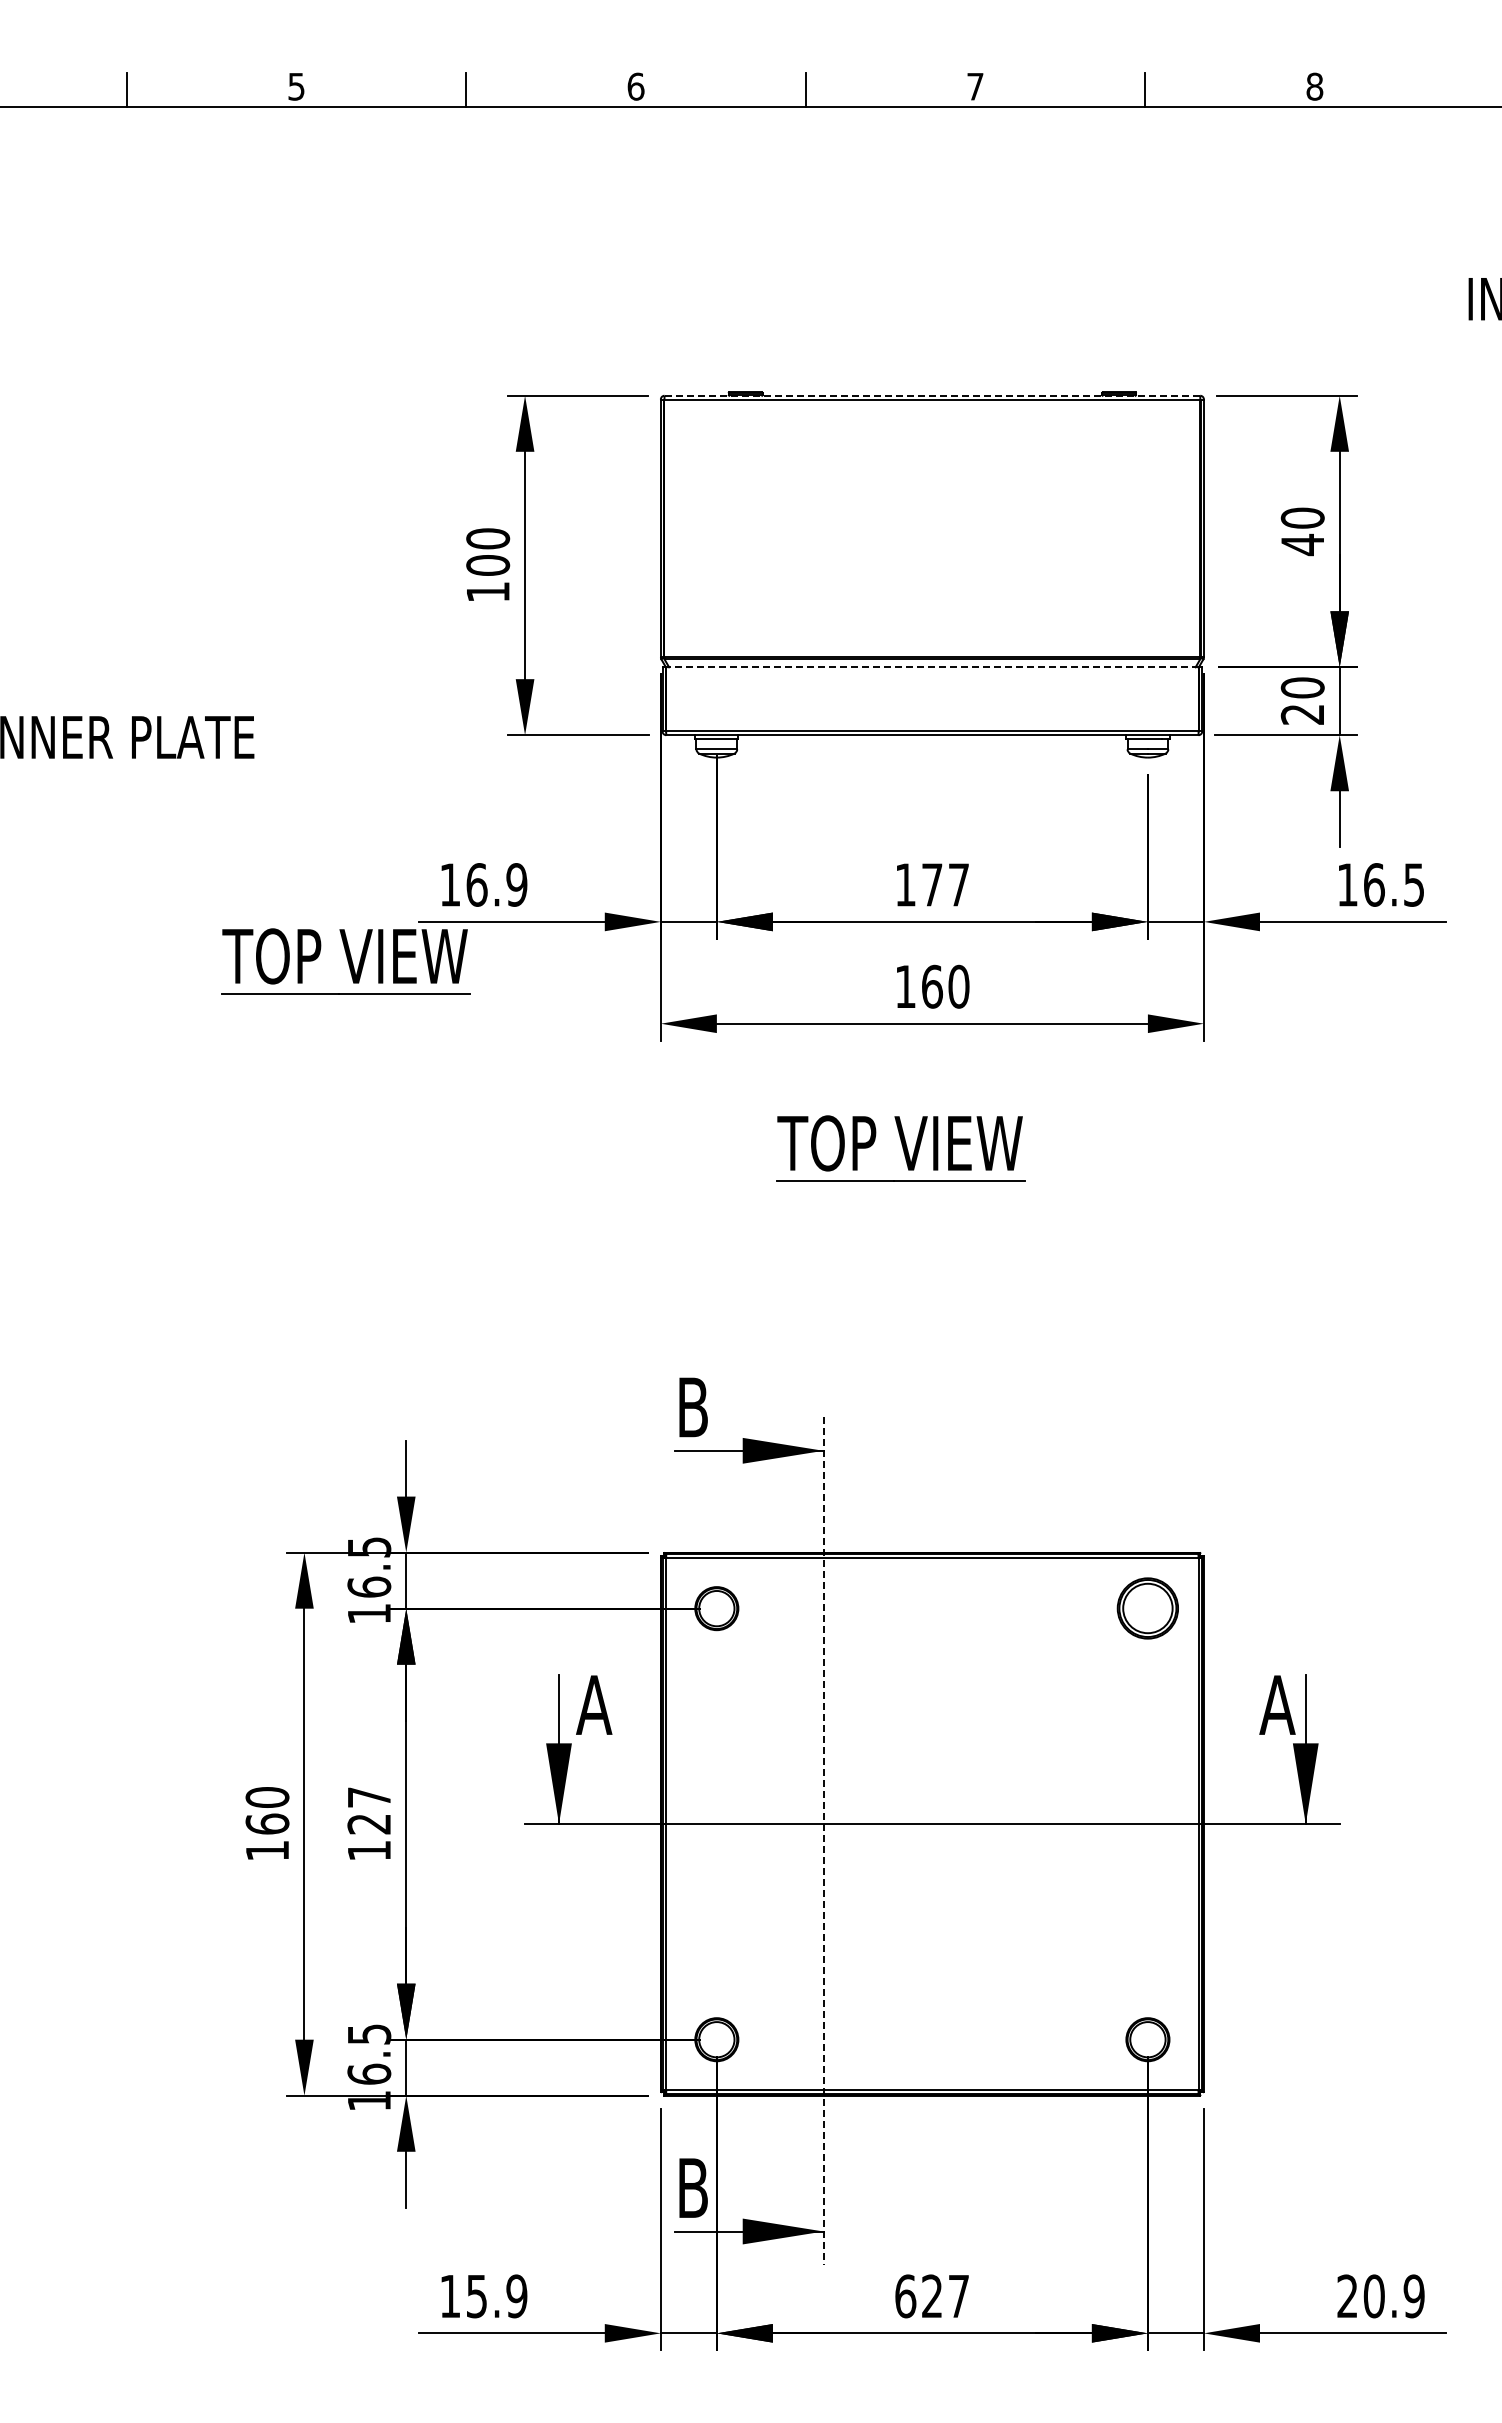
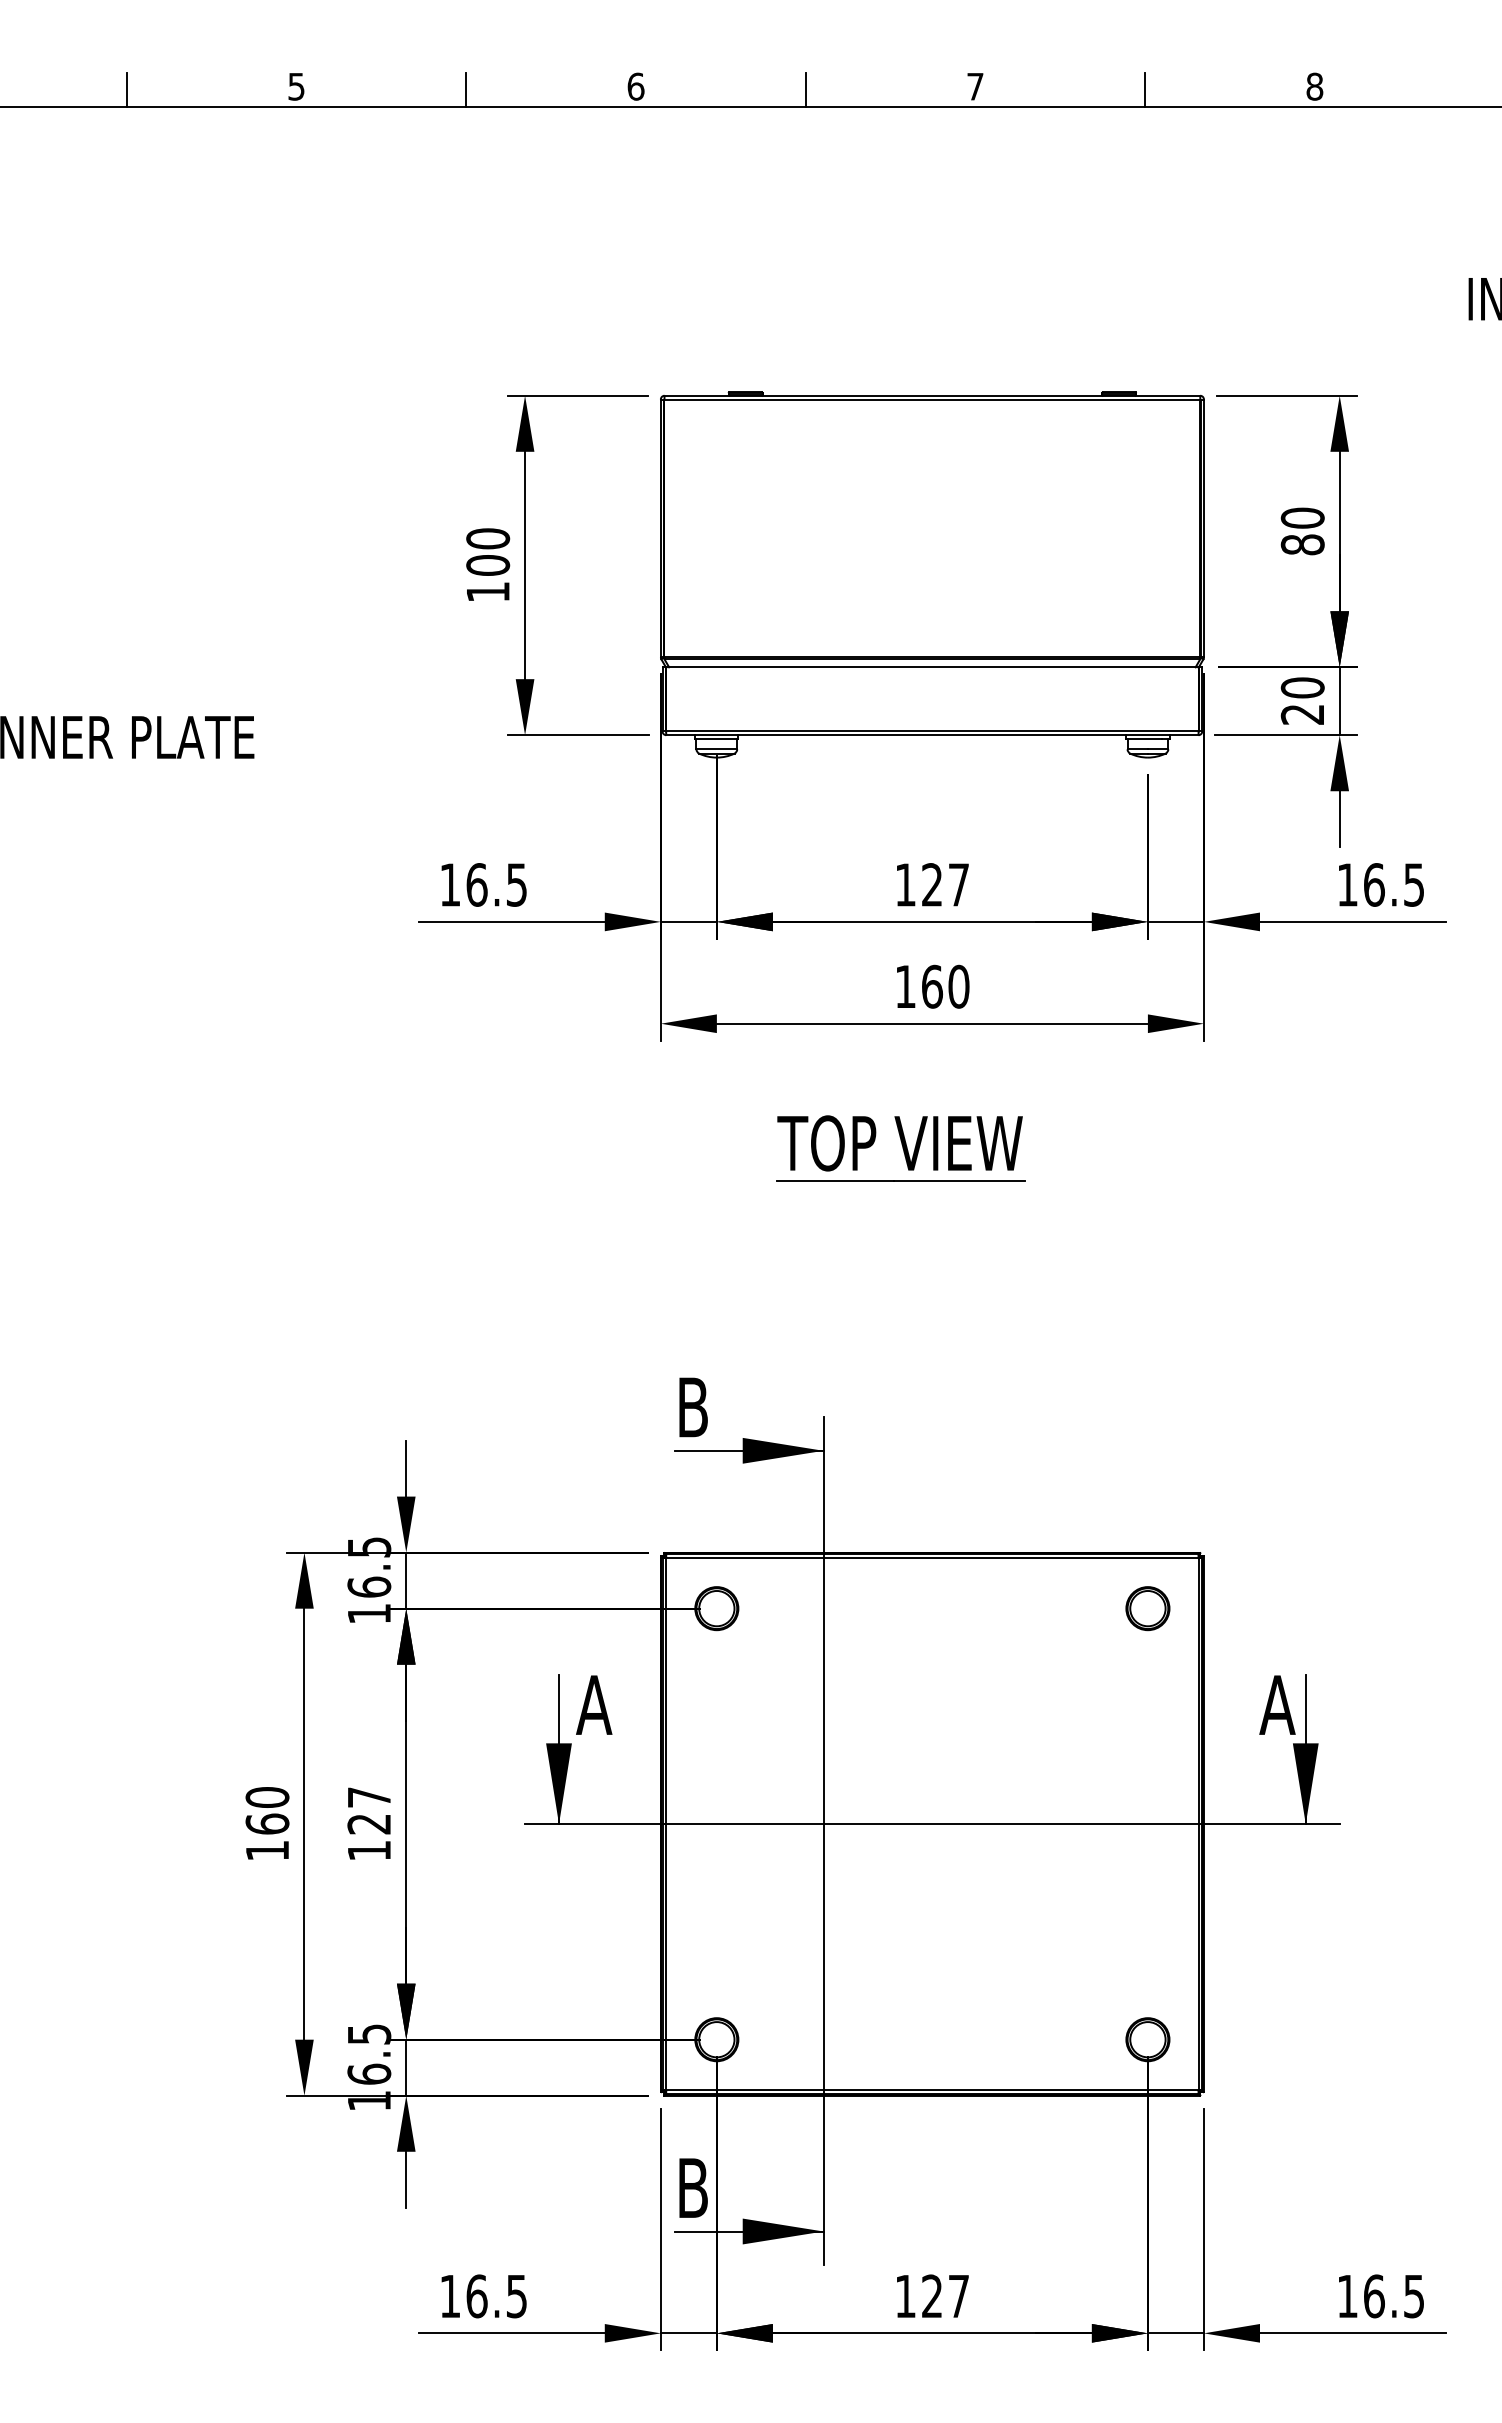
line: dashed -> solid (932, 395)
text: 40 -> 80 (1302, 544)
line: dashed -> solid (931, 667)
text: 16.9 -> 16.5 (516, 884)
text: 177 -> 127 (932, 884)
part: present -> none (345, 961)
part size: 63x63 px -> 46x46 px (1147, 1608)
line: dashed -> solid (823, 1841)
text: 15.9 -> 16.5 (496, 2296)
text: 627 -> 127 (905, 2296)
text: 20.9 -> 16.5 (1380, 2296)
